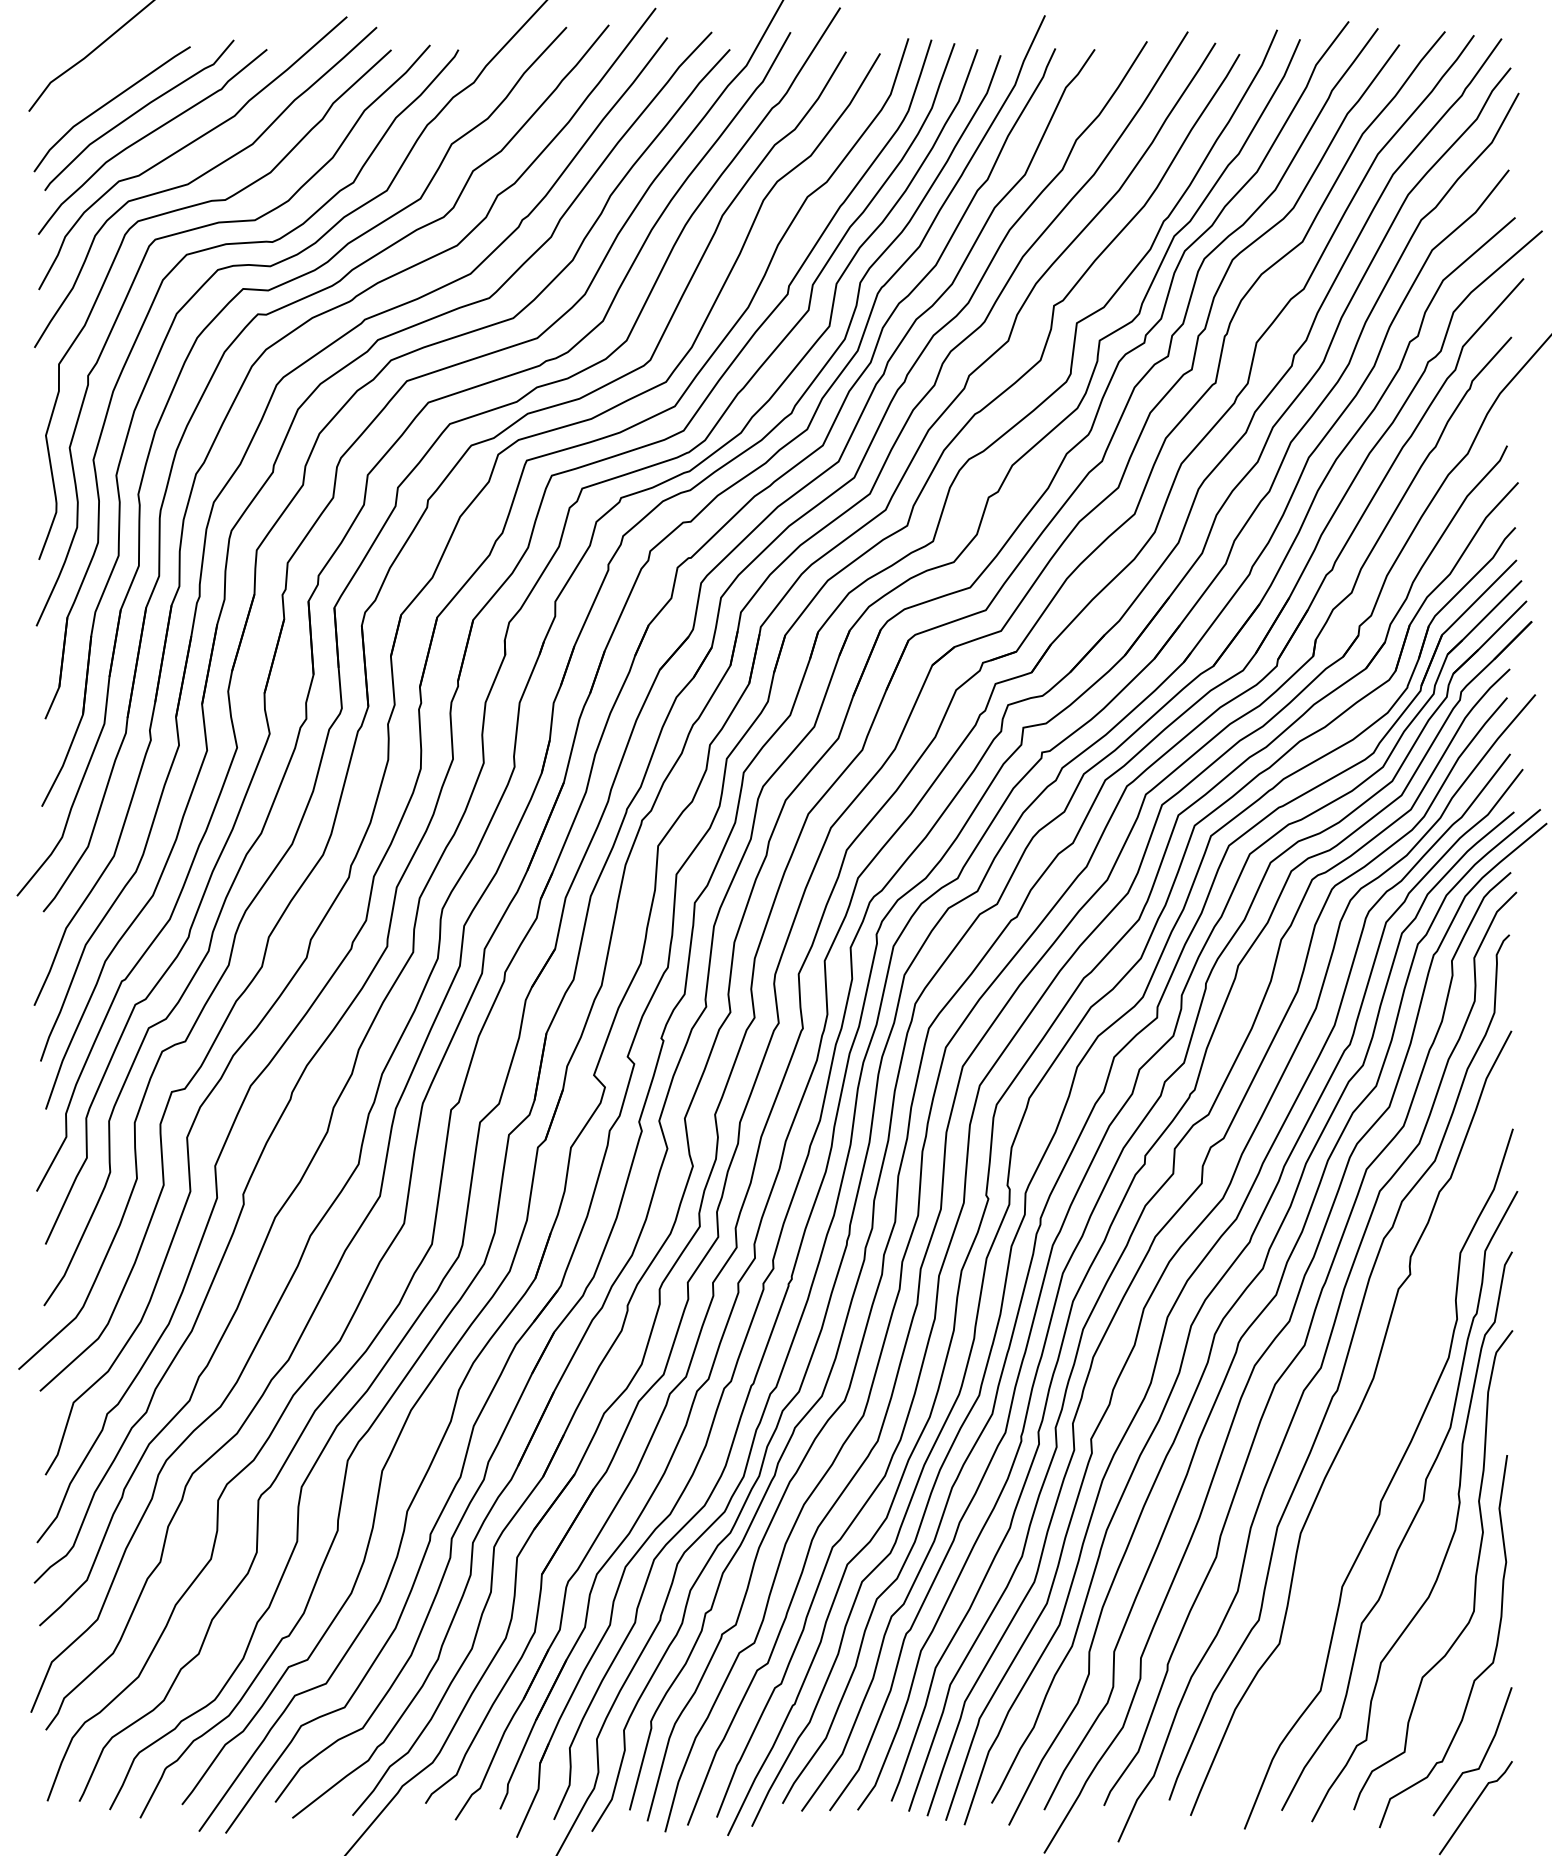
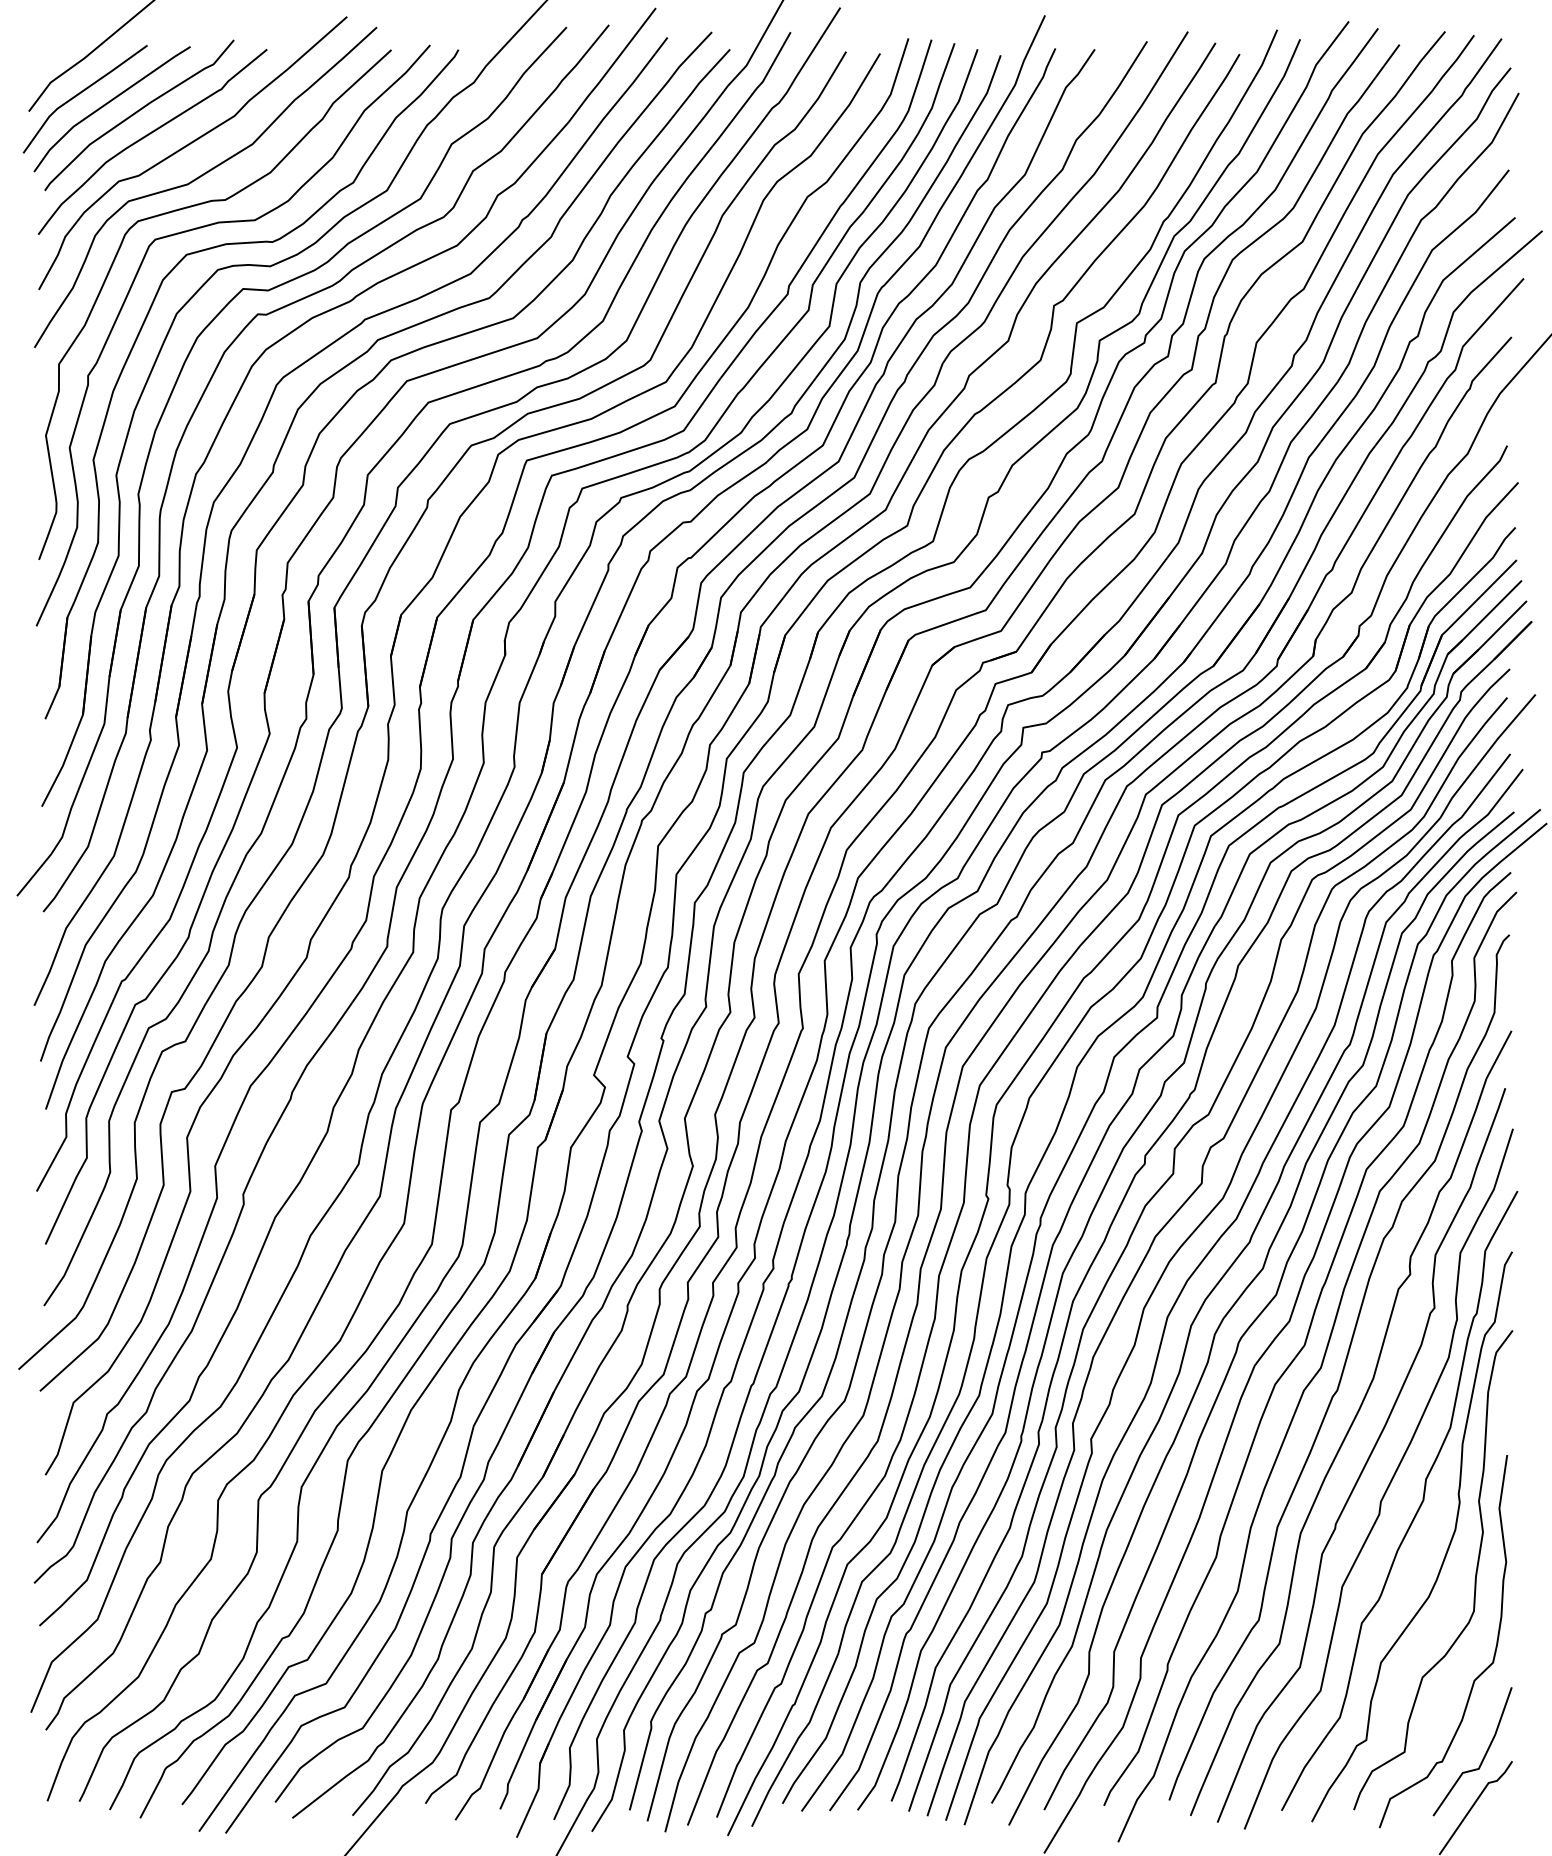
line: none -> present (81, 93)
curve: none -> present (1367, 1458)
